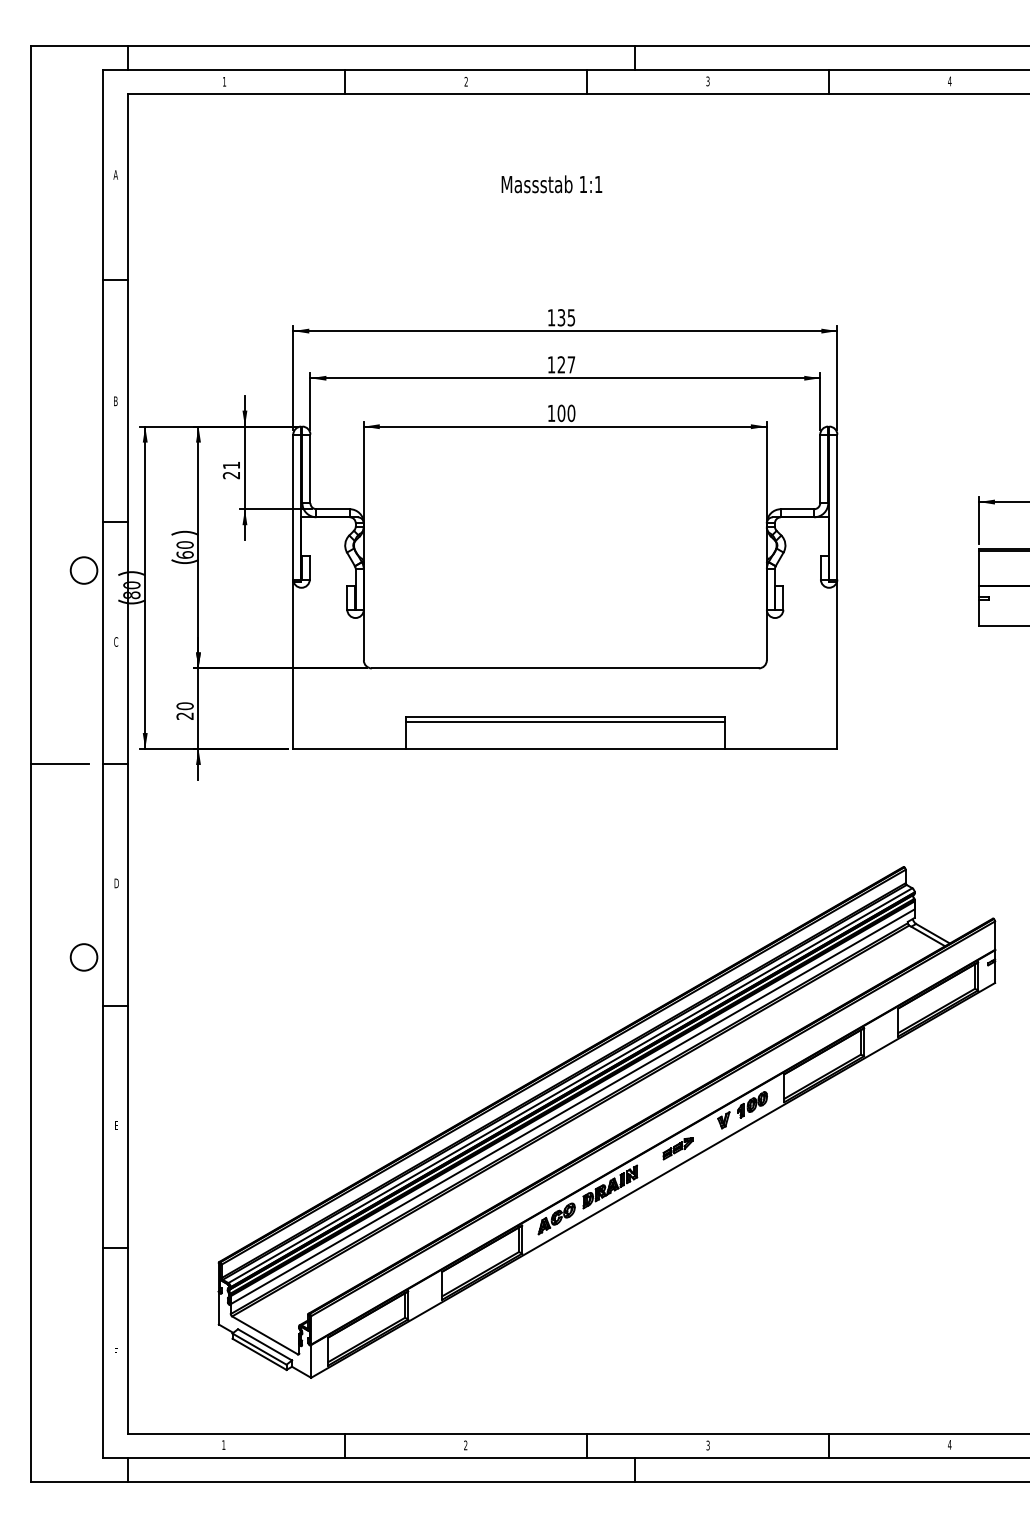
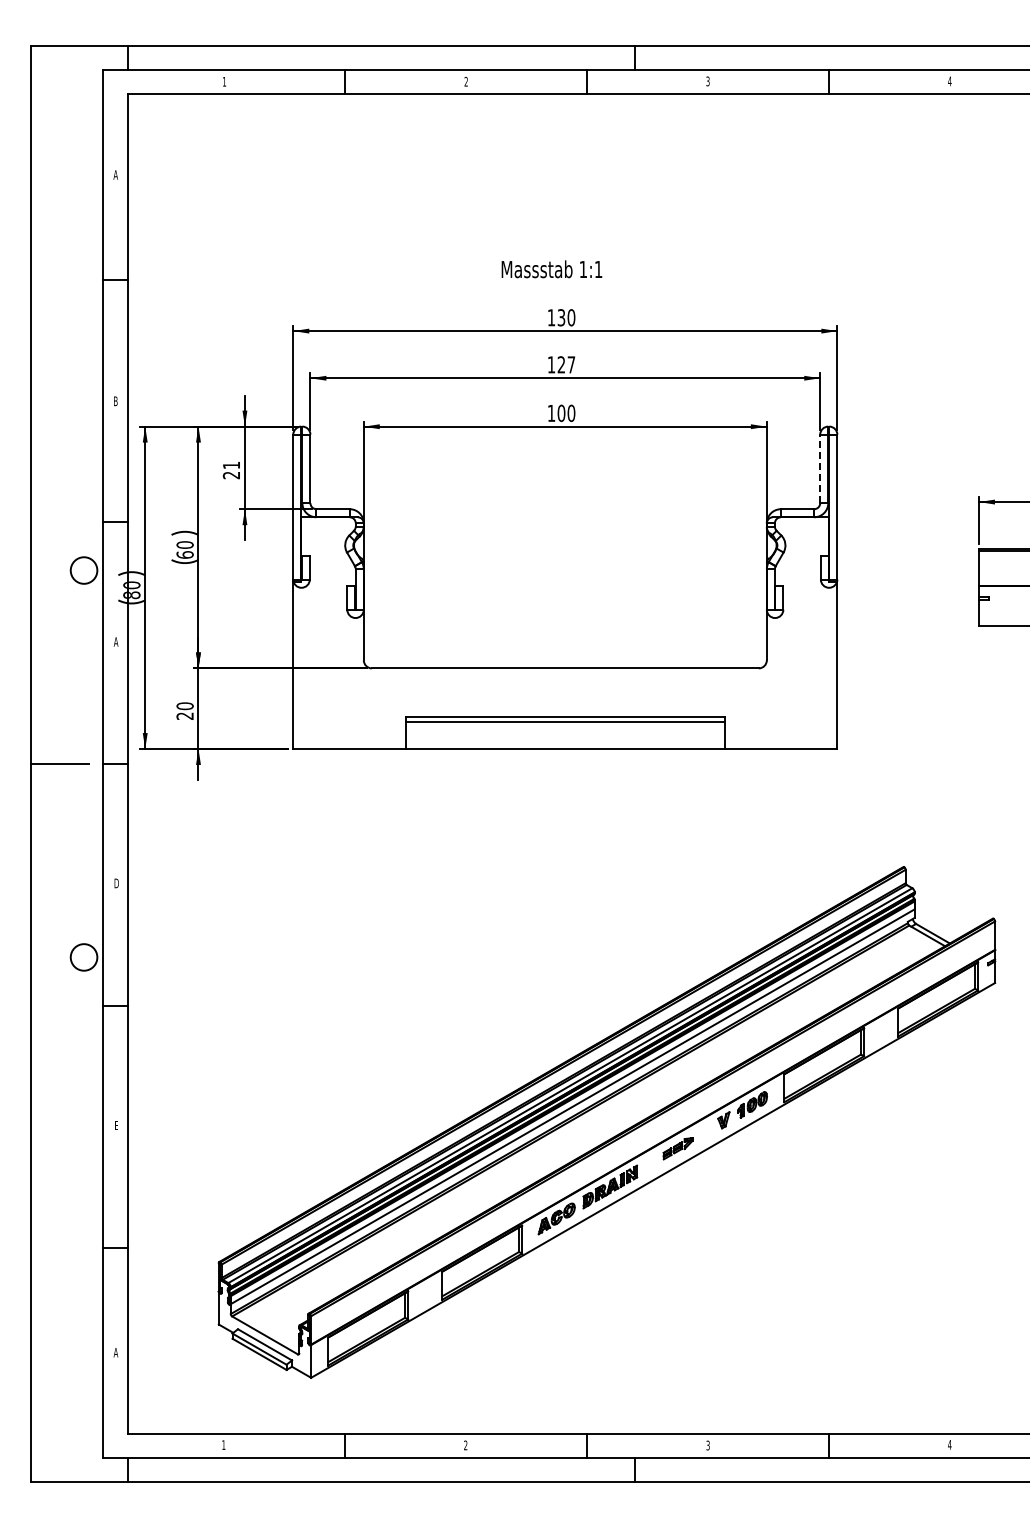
text position: (551, 184) -> (551, 269) (551, 269)
text: 135 -> 130 (571, 317)
line: solid -> dashed (820, 468)
text: C -> A (115, 641)
text: F -> A (115, 1352)
